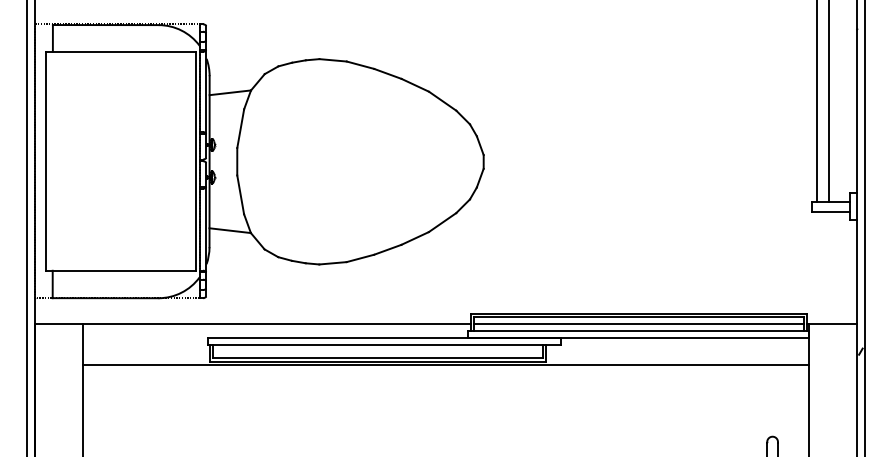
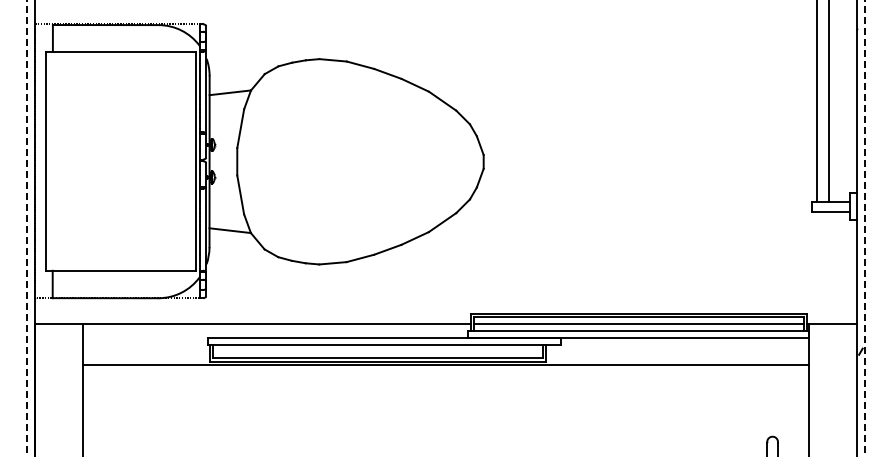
line: solid -> dashed (26, 229)
line: solid -> dashed (865, 229)
